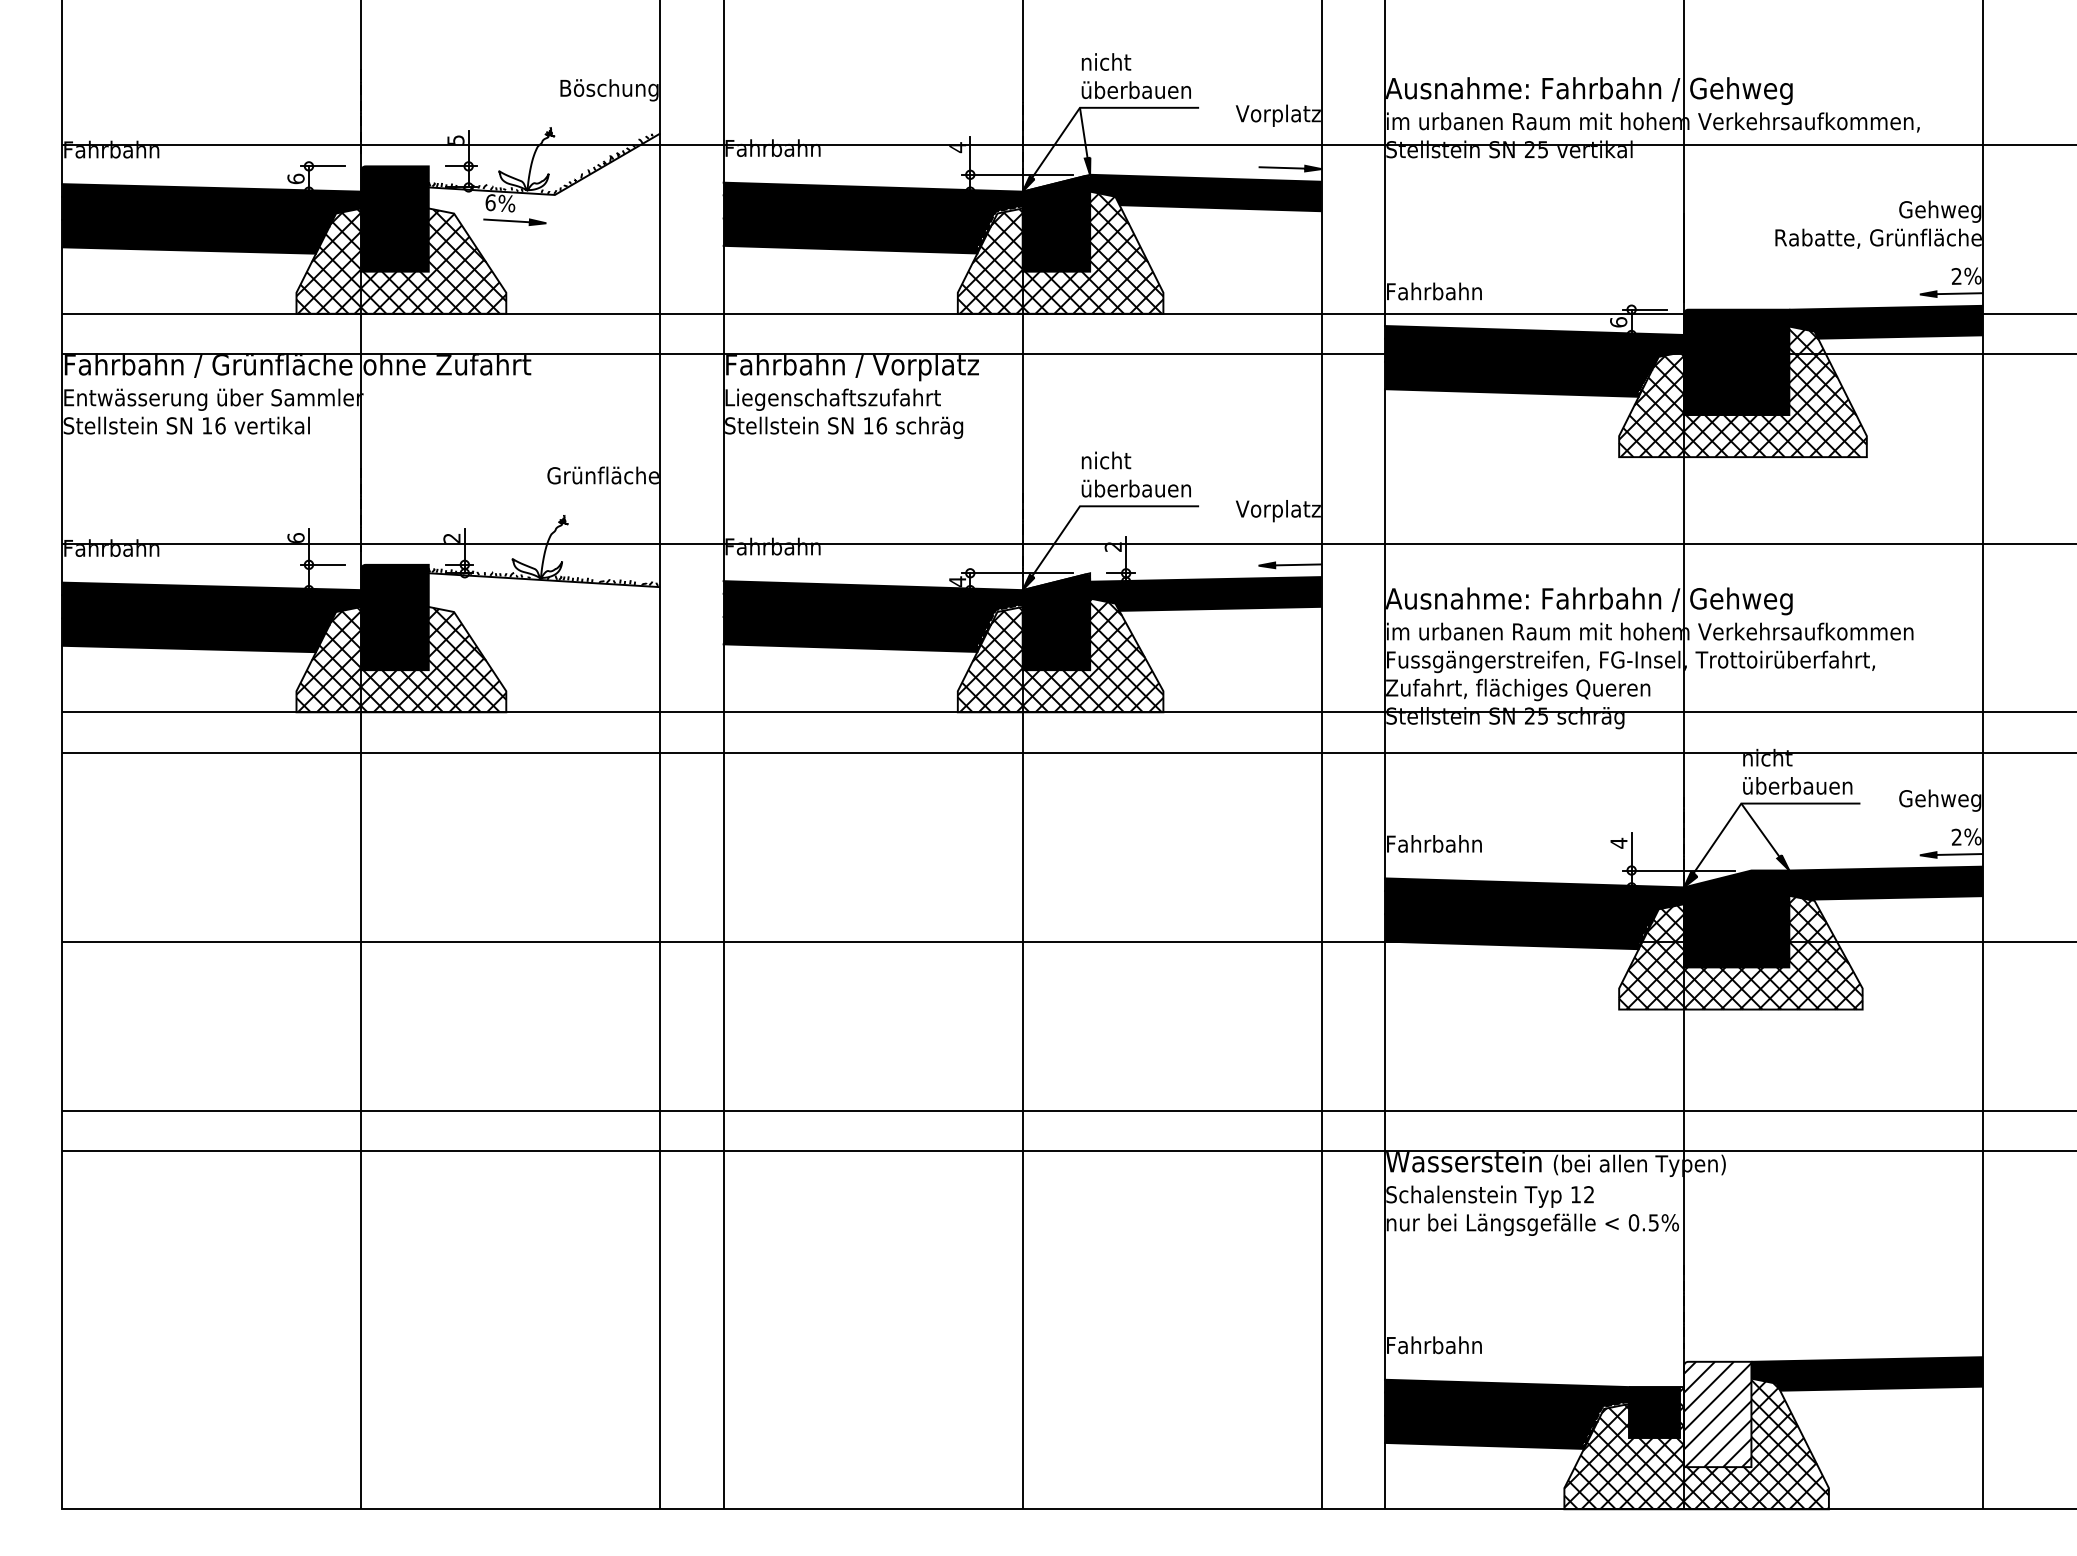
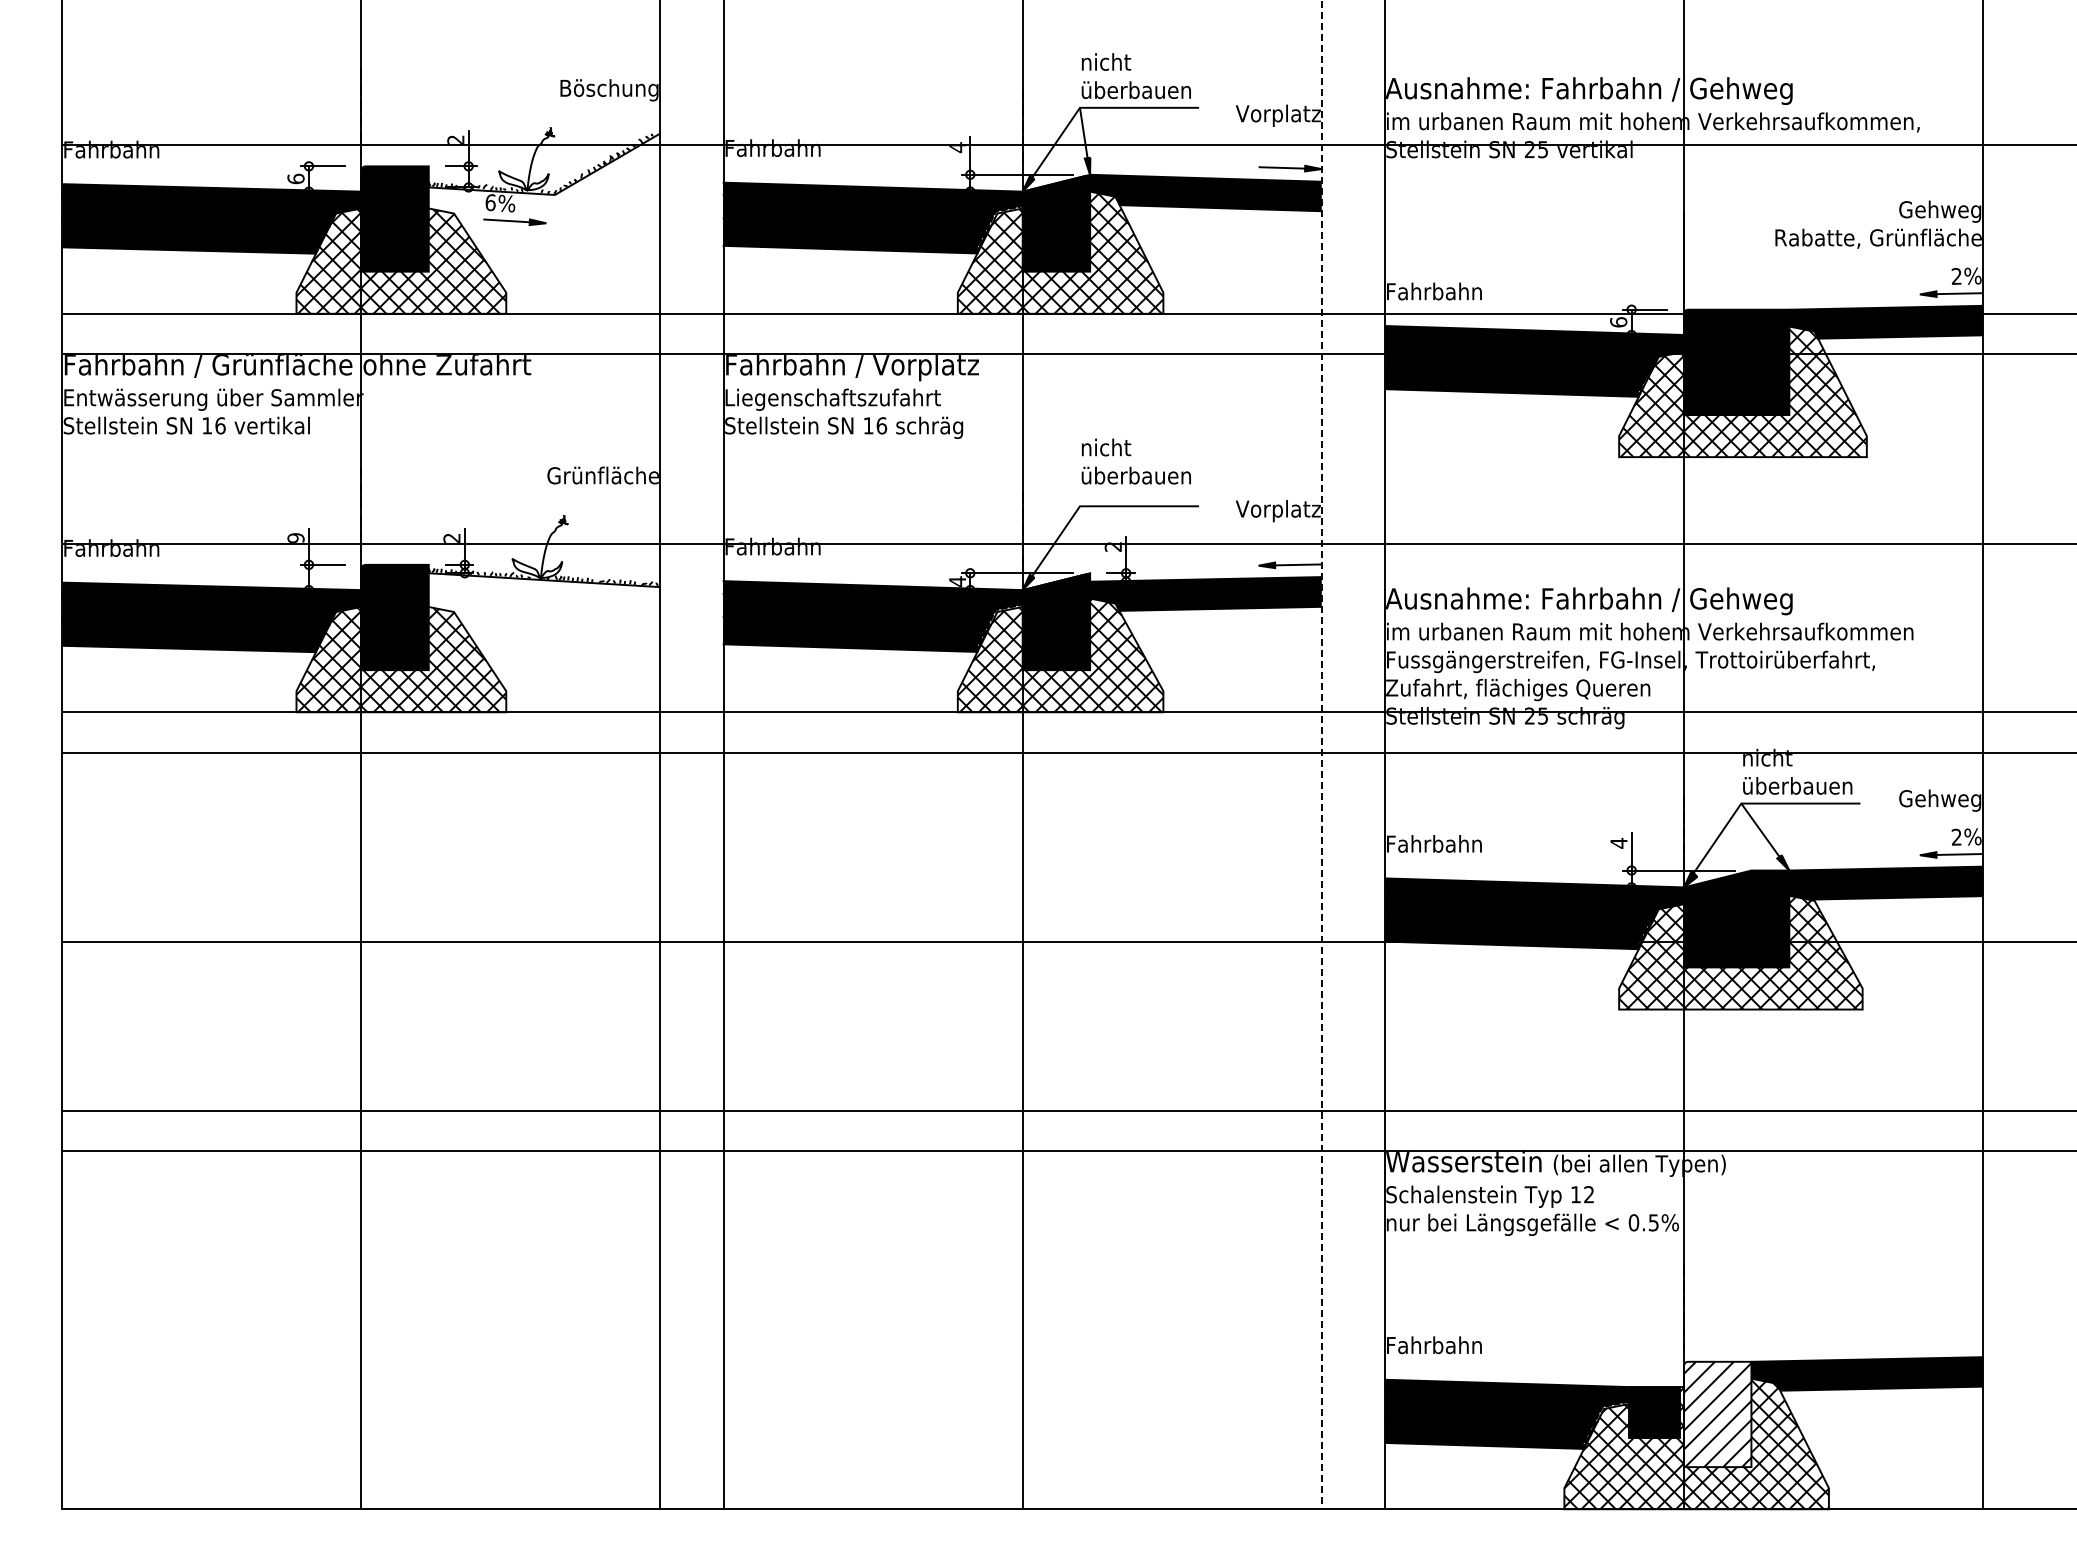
text: 5 -> 2 (455, 139)
text position: (1135, 474) -> (1135, 461) (1135, 461)
text: 6 -> 9 (295, 537)
line: solid -> dashed (1321, 755)
